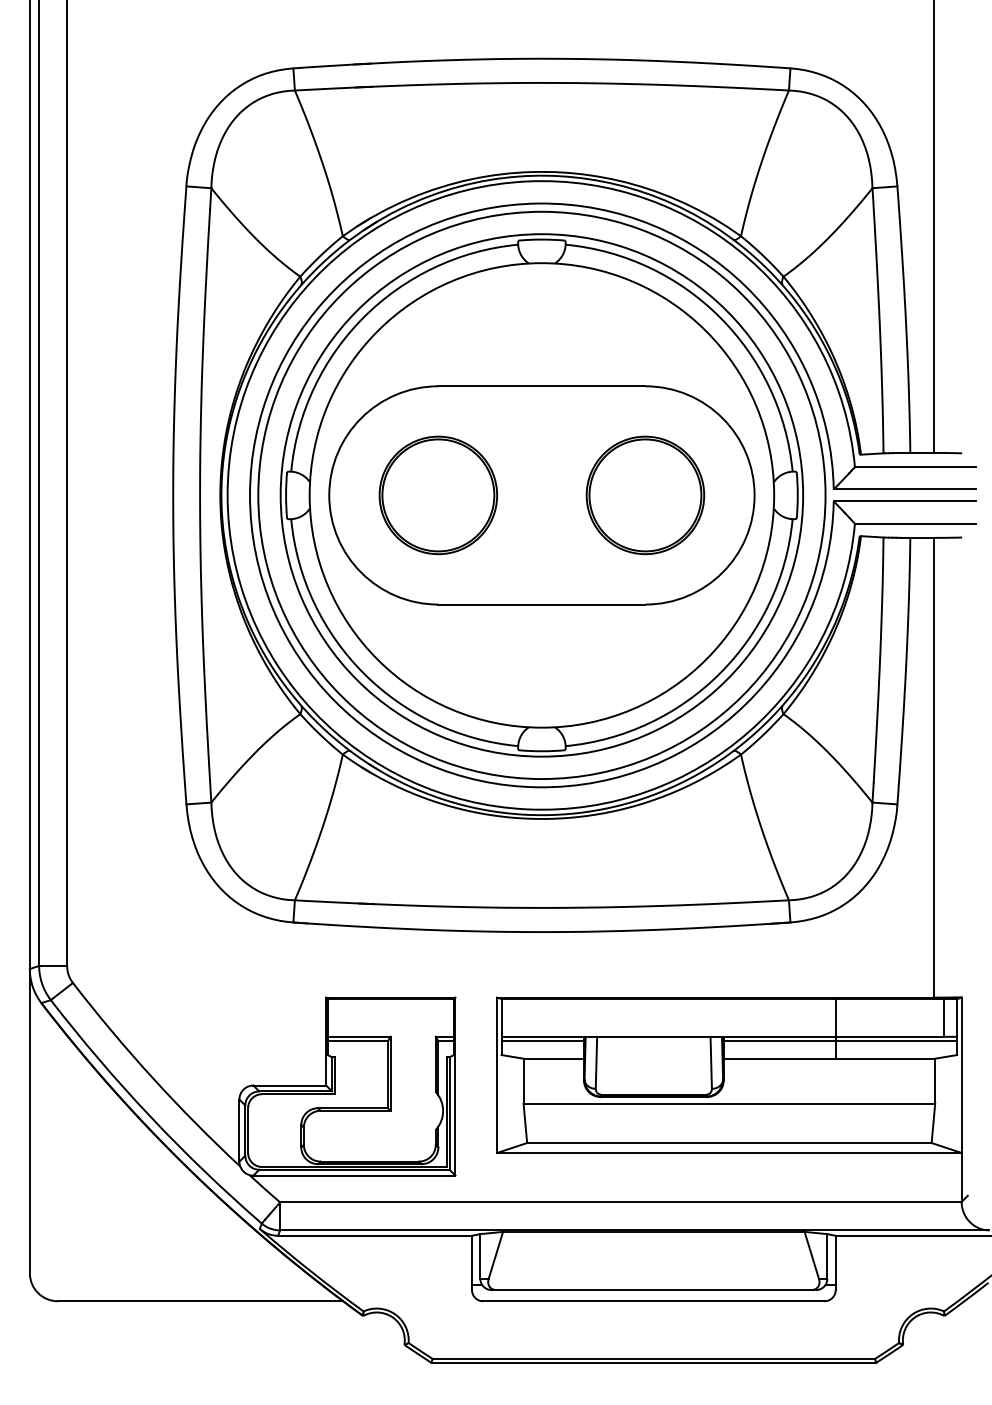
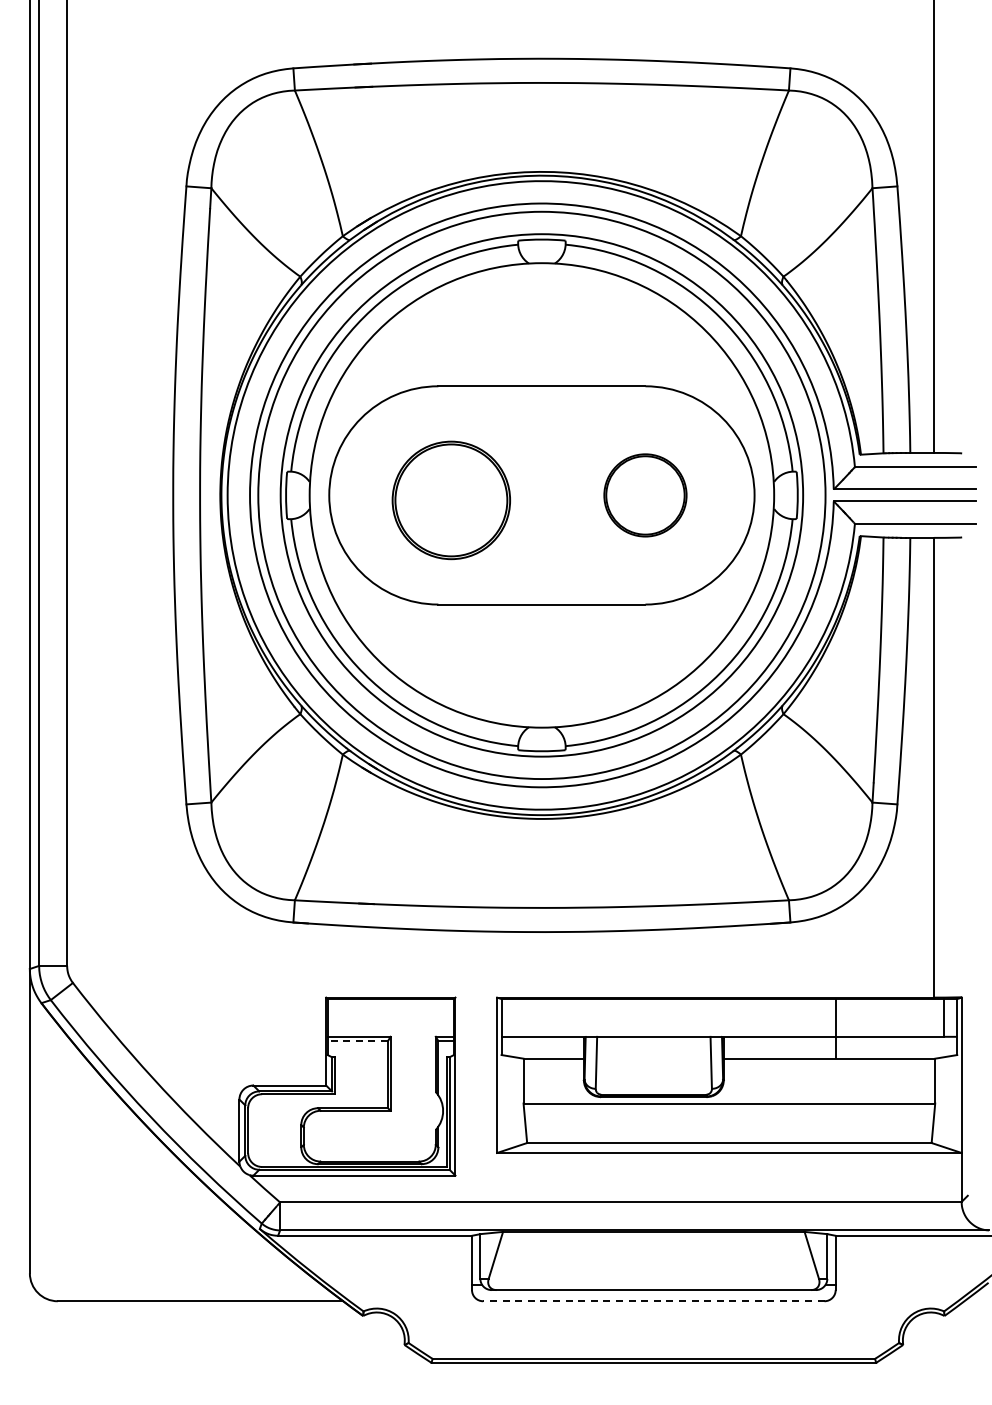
part position: (437, 495) -> (450, 500) (450, 500)
part size: 121x121 px -> 85x85 px (645, 495)
line: solid -> dashed (357, 1041)
line: present -> none (542, 1041)
line: present -> none (840, 1041)
line: solid -> dashed (653, 1301)
